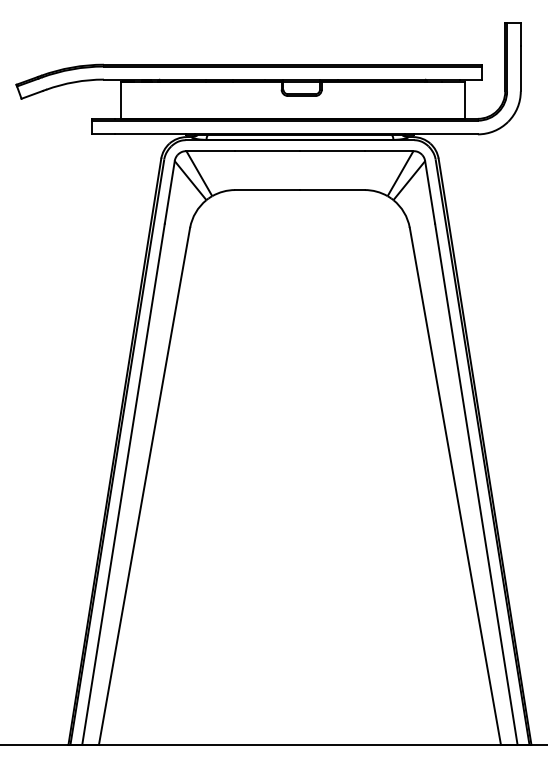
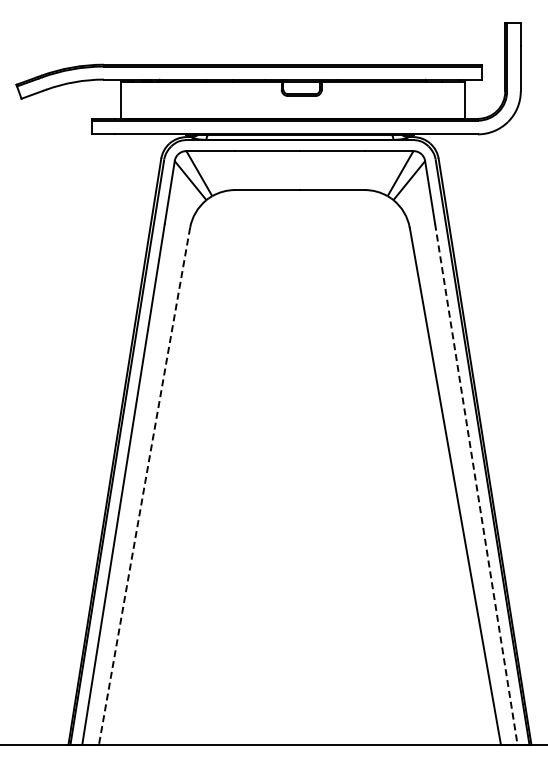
line: solid -> dashed (476, 484)
line: solid -> dashed (144, 486)
